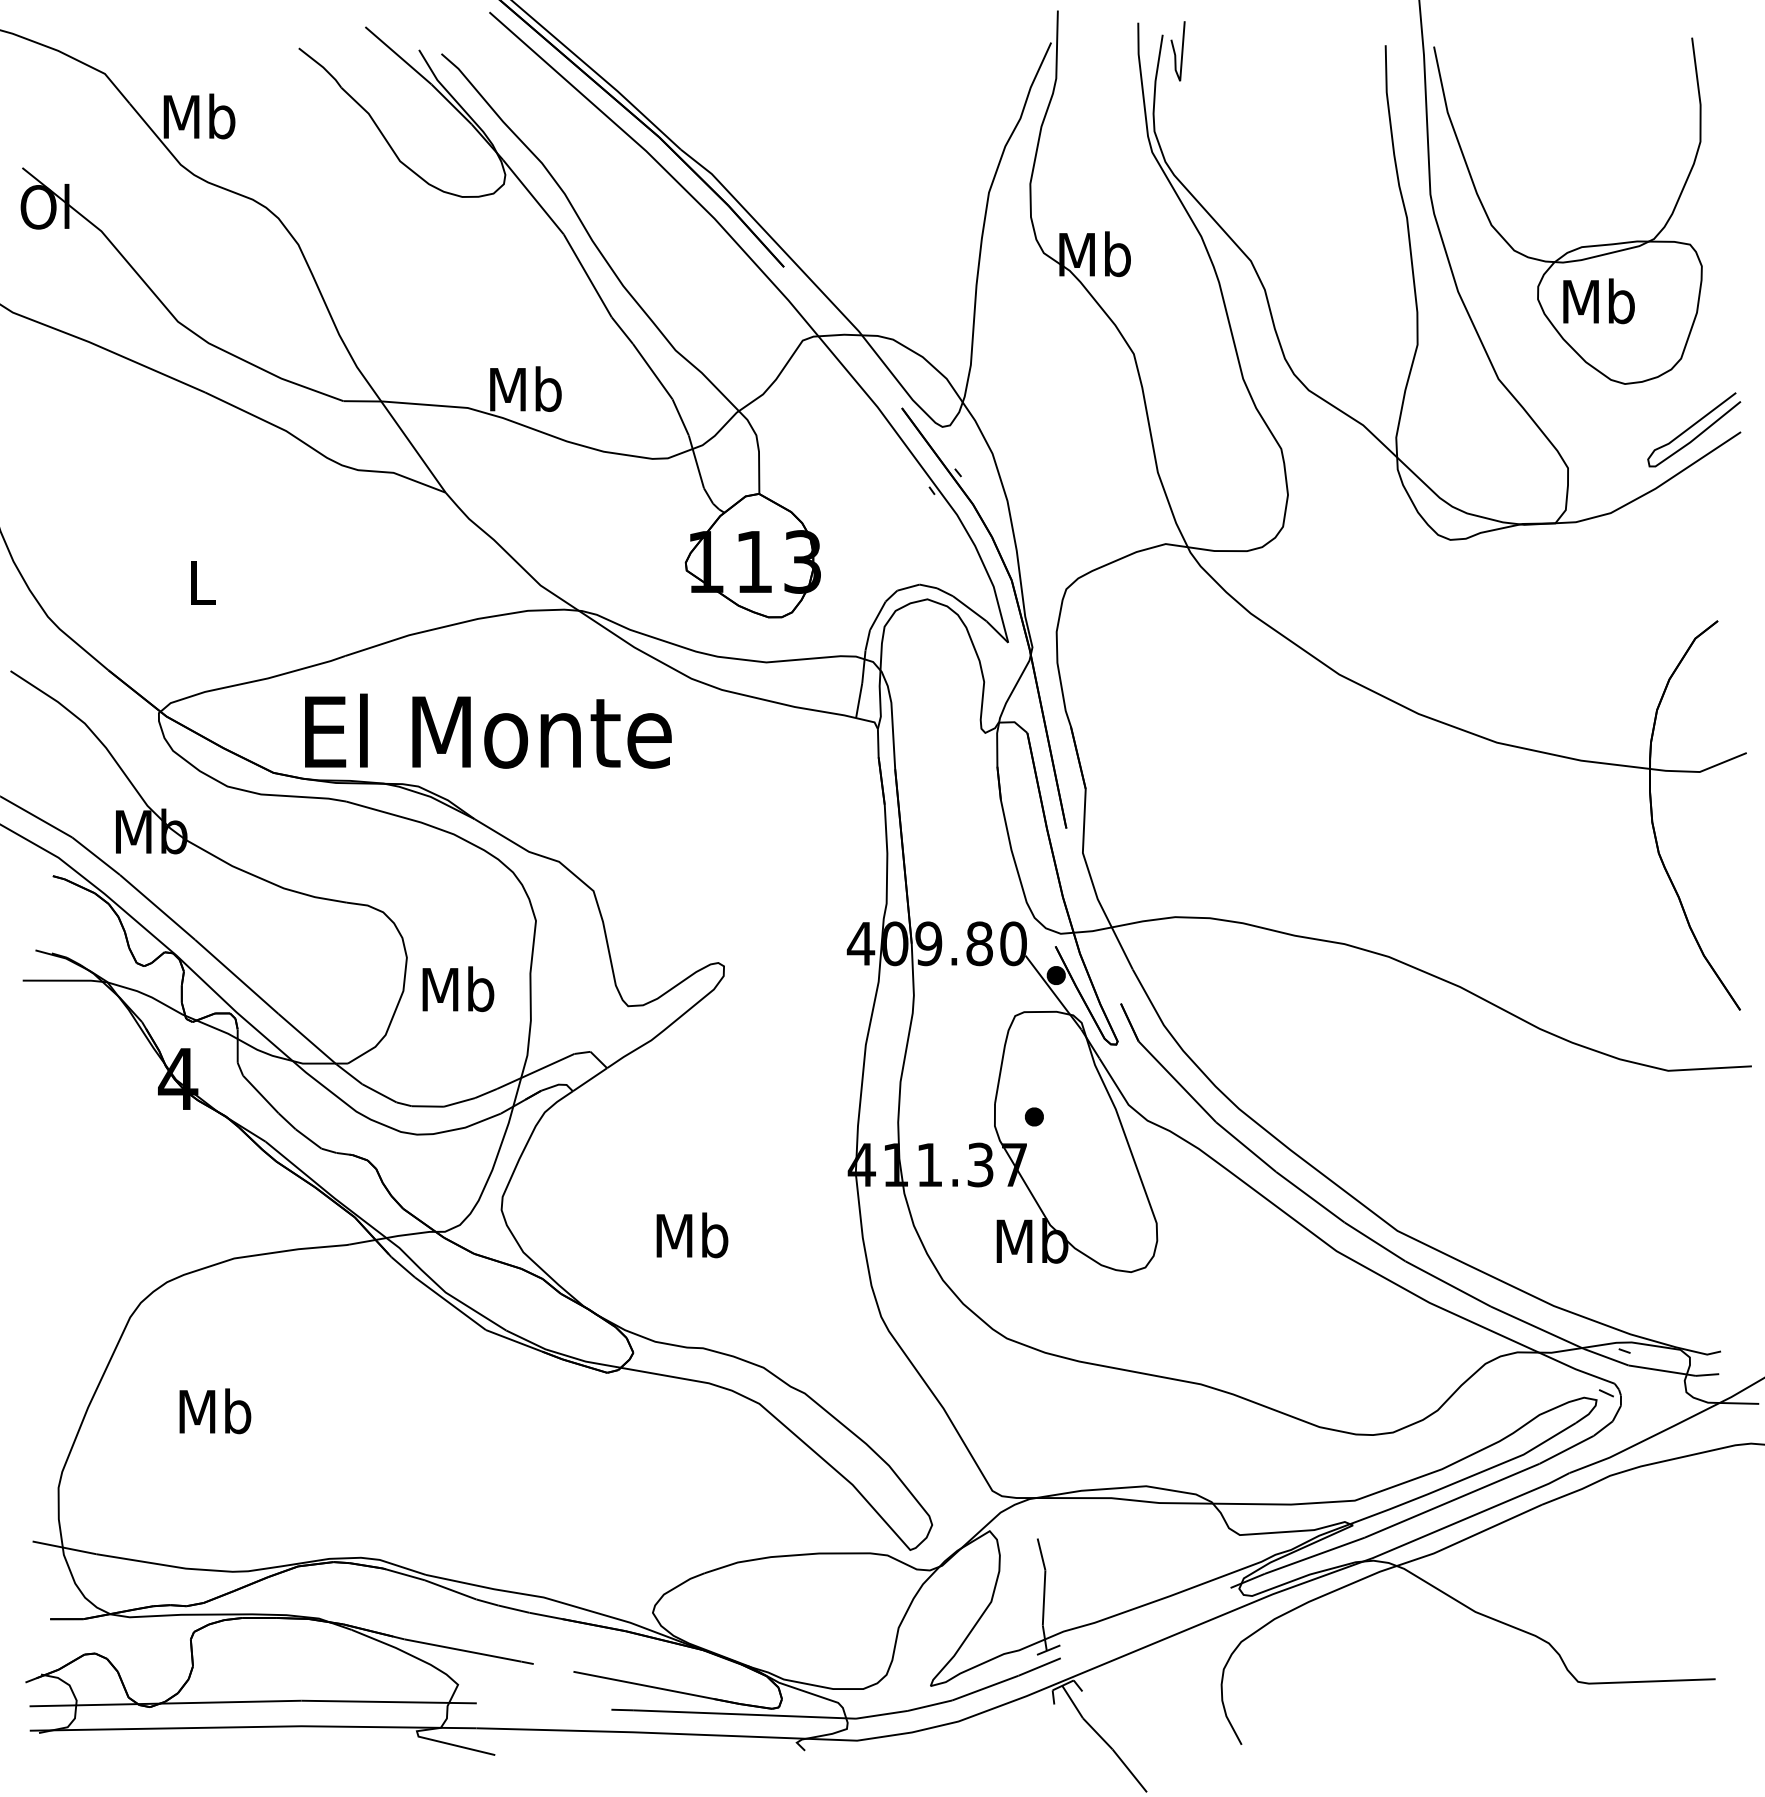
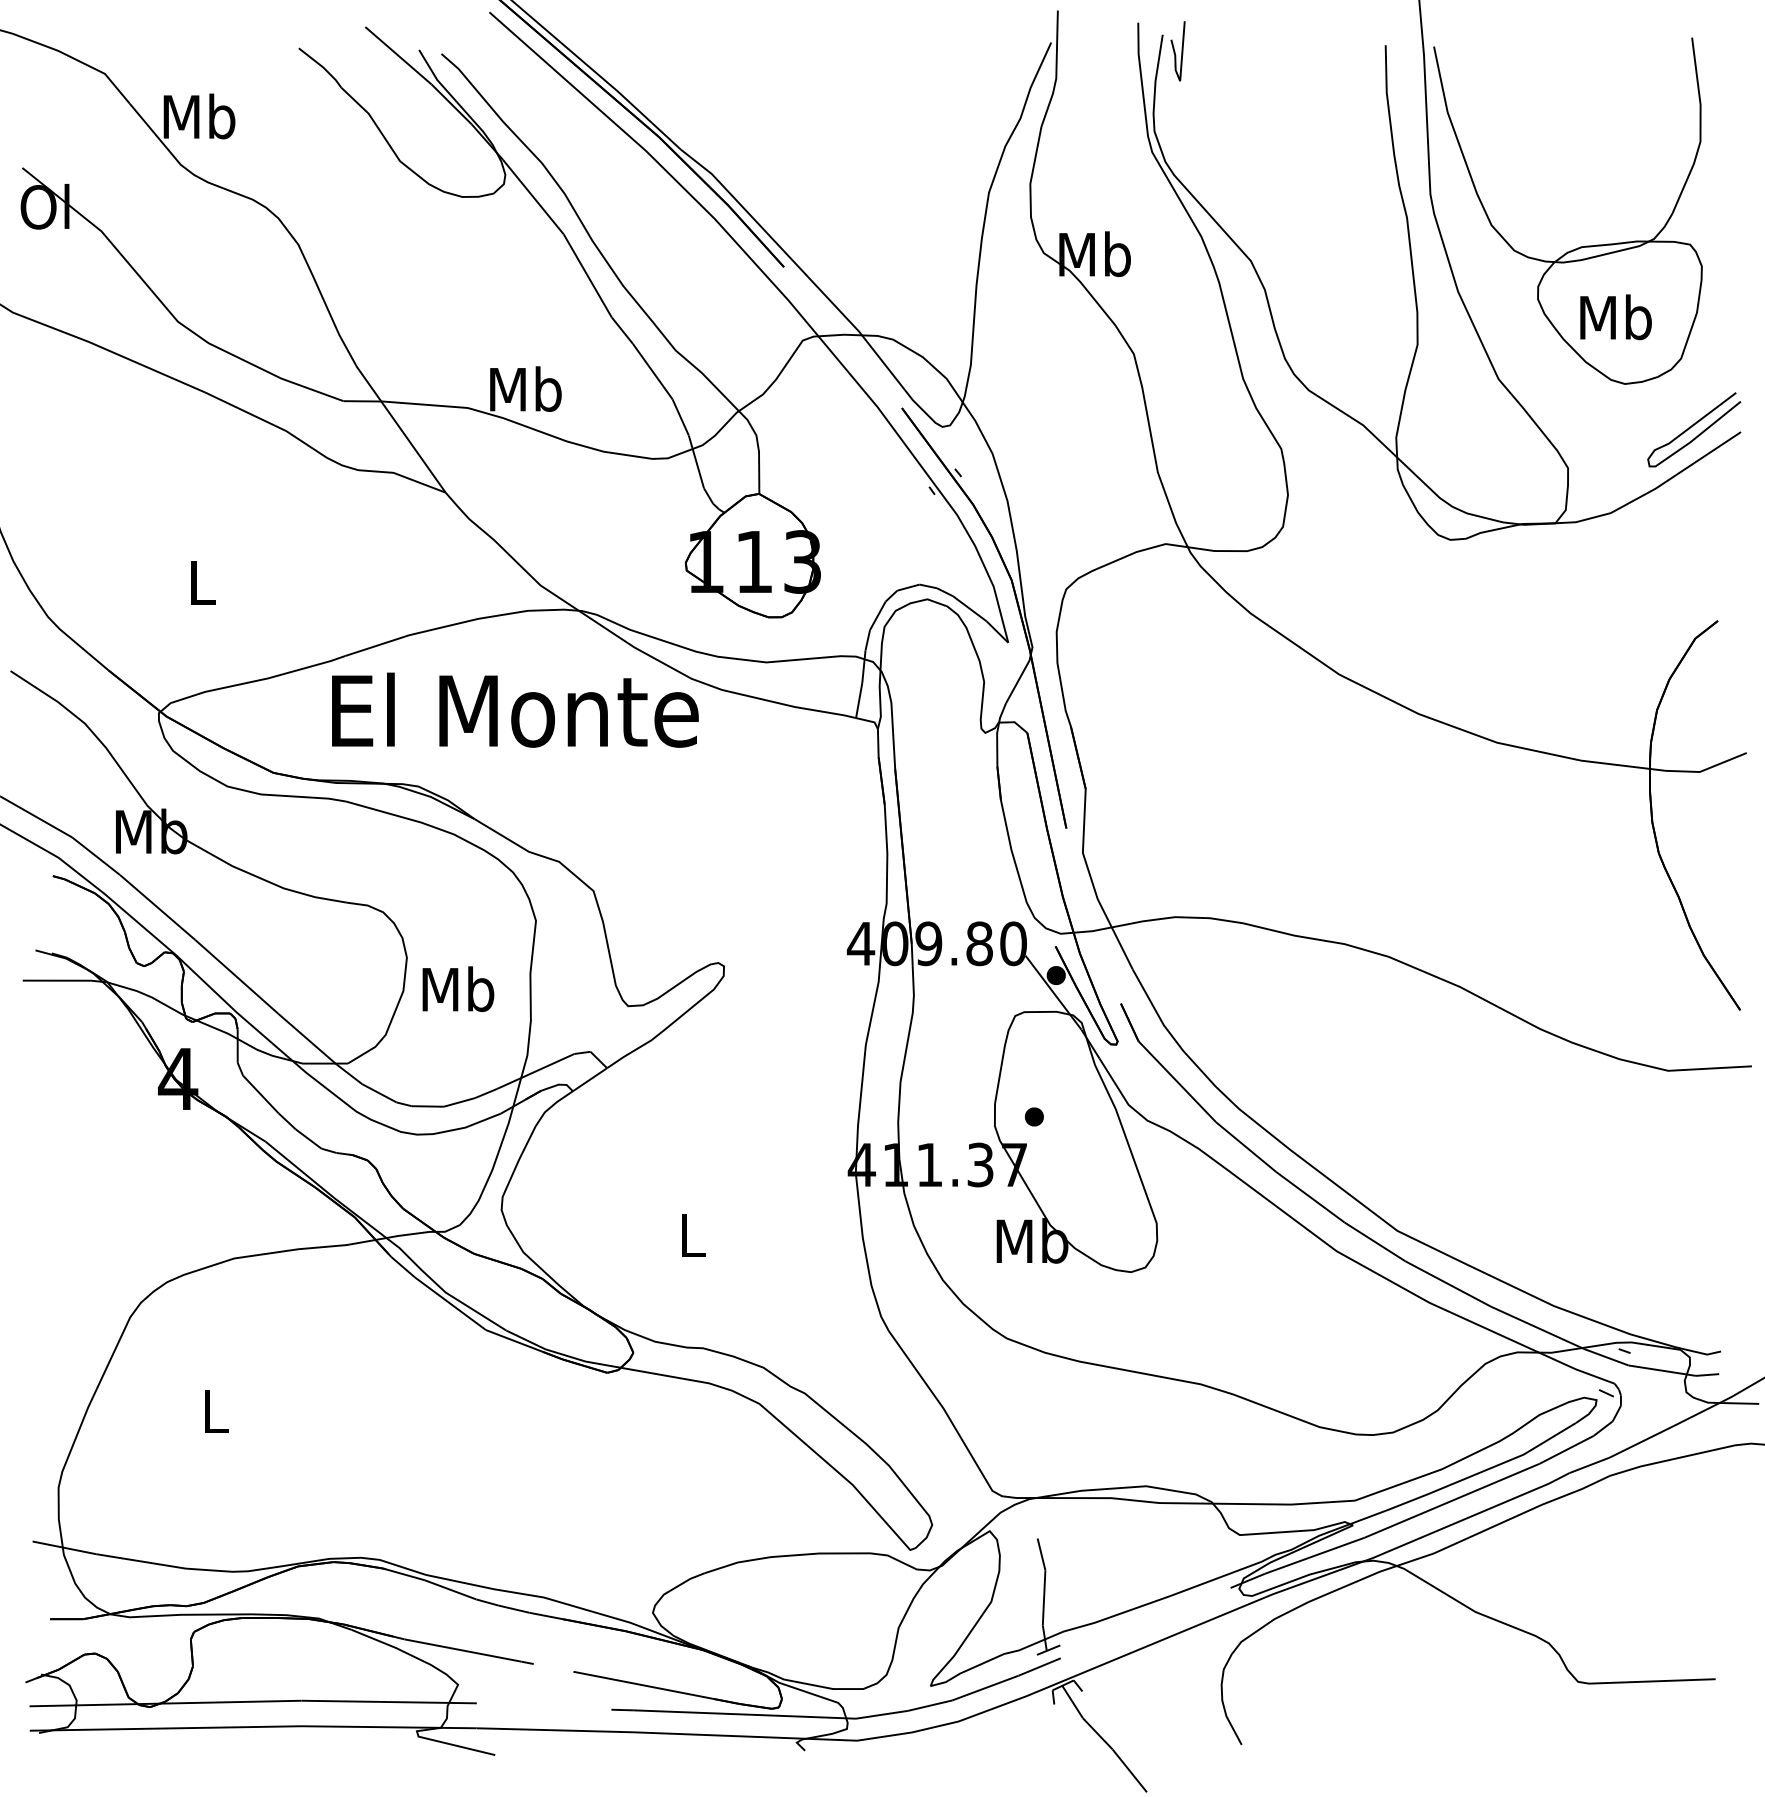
text position: (1598, 301) -> (1615, 317) (1615, 317)
text position: (488, 730) -> (515, 709) (515, 709)
text: Mb -> L (692, 1235)
text: Mb -> L (215, 1411)
